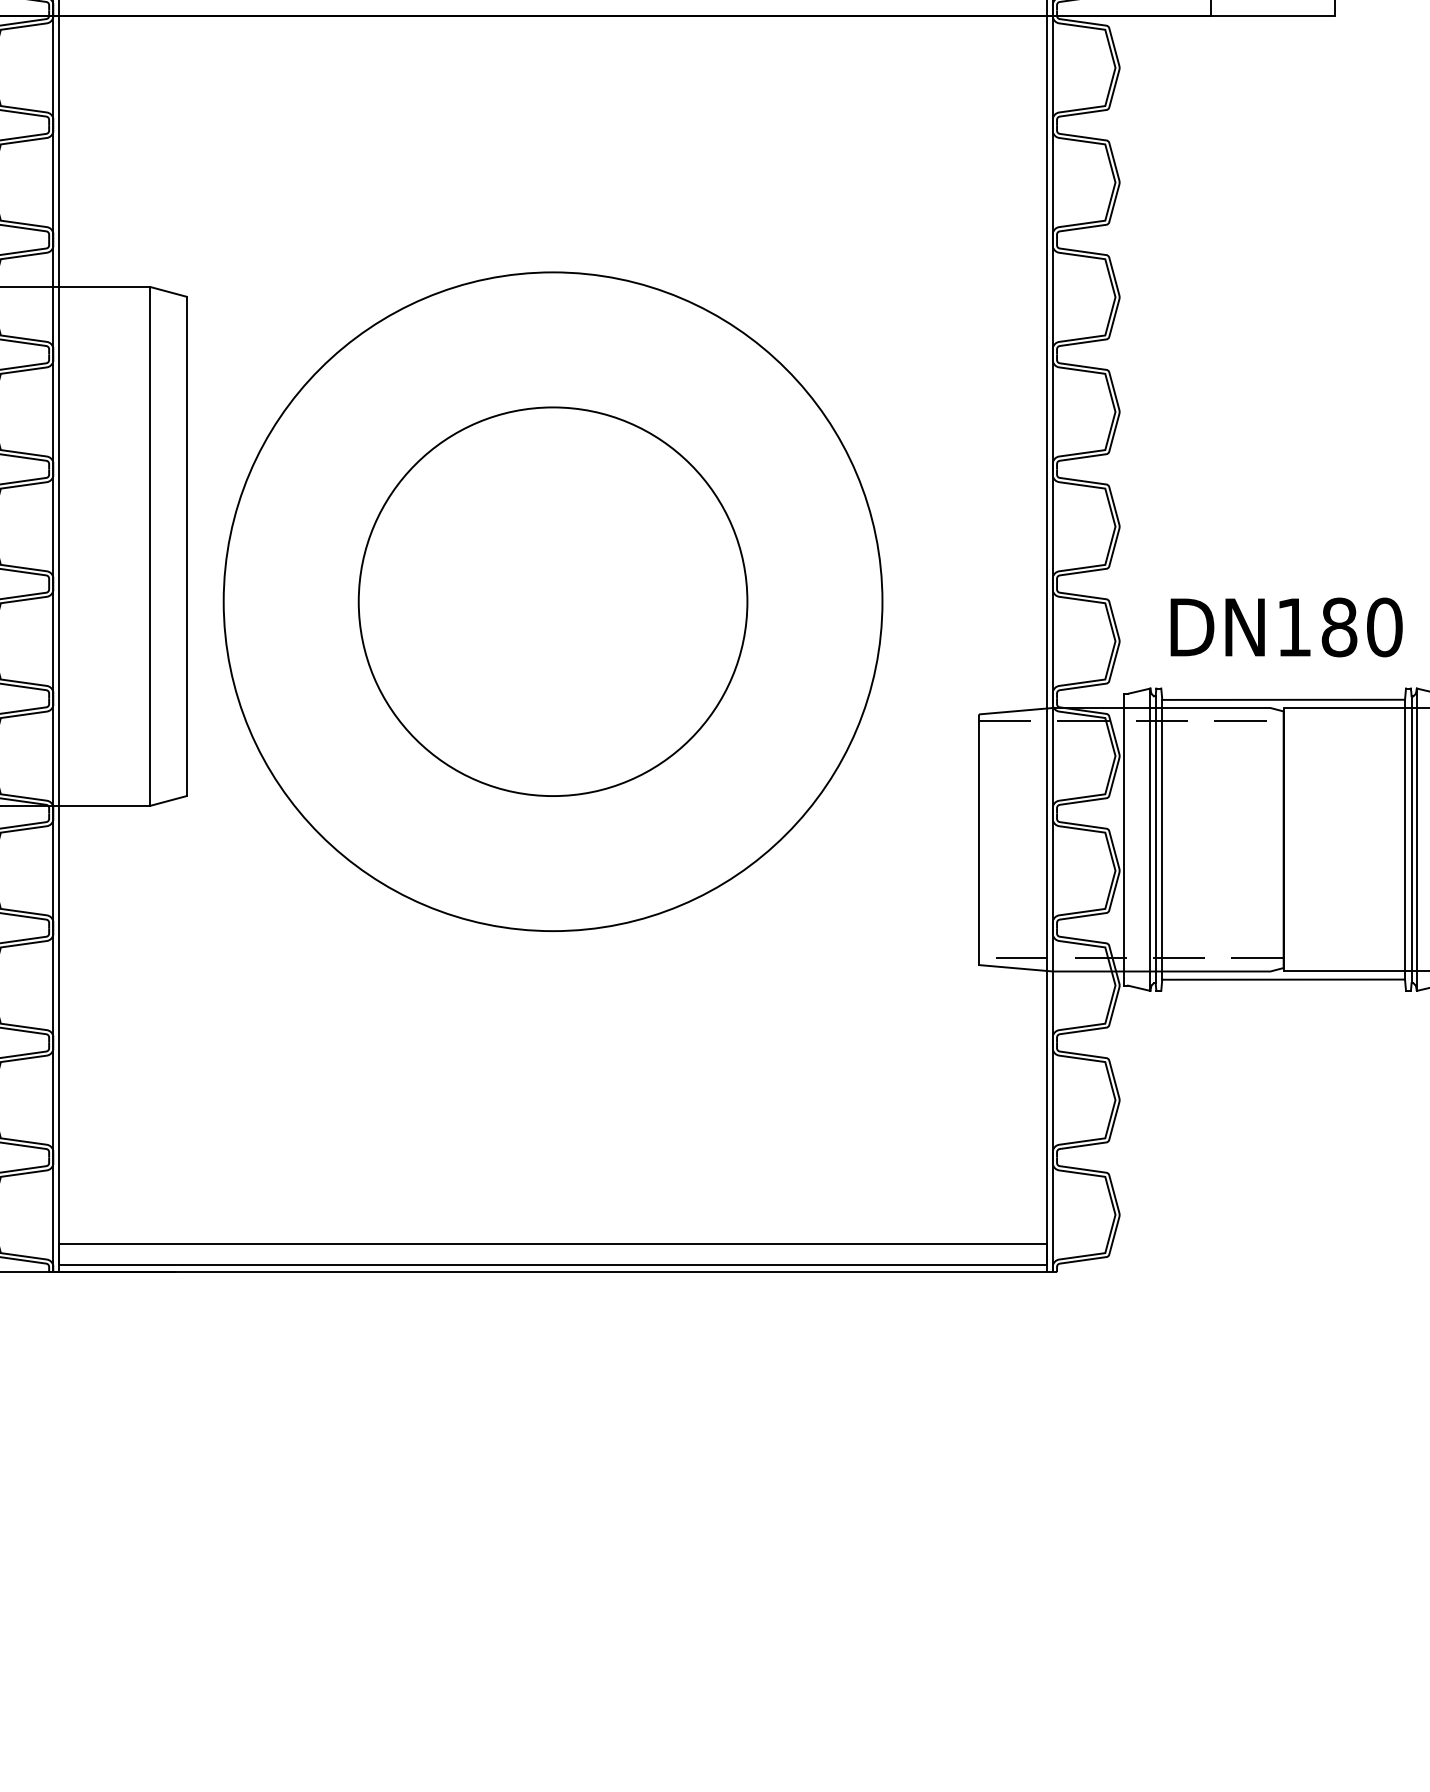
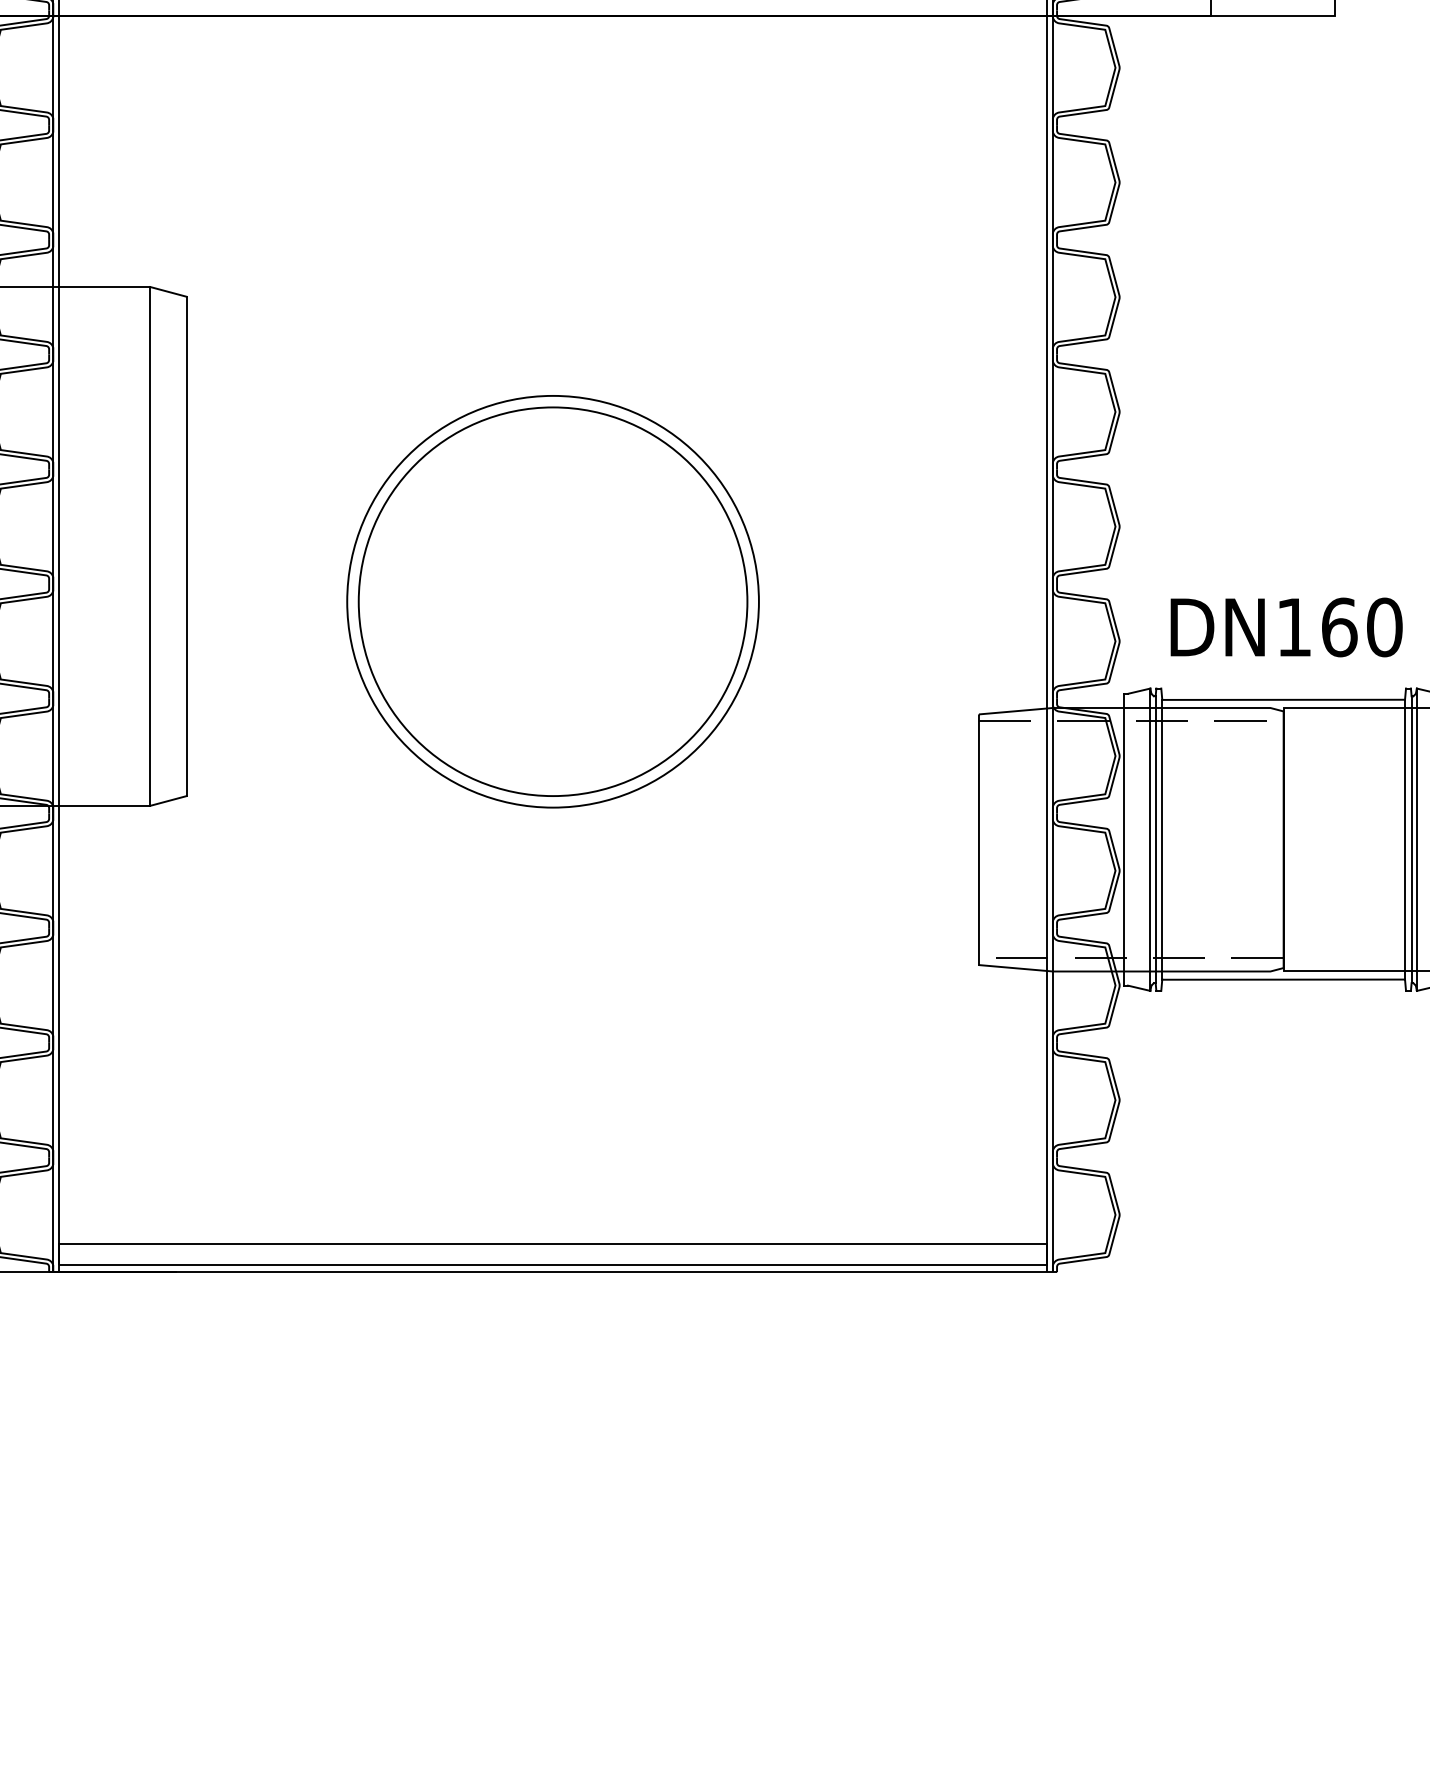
circle diameter: 659 px -> 412 px (552, 601)
text: DN180 -> DN160 (1339, 627)
